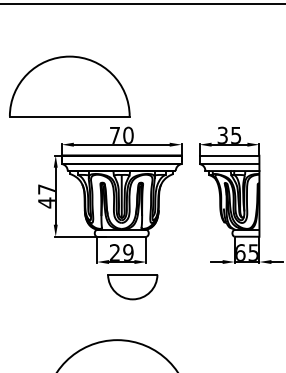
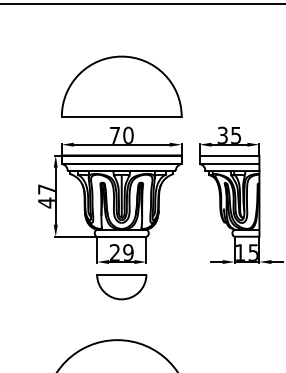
part position: (69, 86) -> (121, 86) (121, 86)
text: 65 -> 15 (240, 252)
part position: (132, 287) -> (121, 287) (121, 287)
